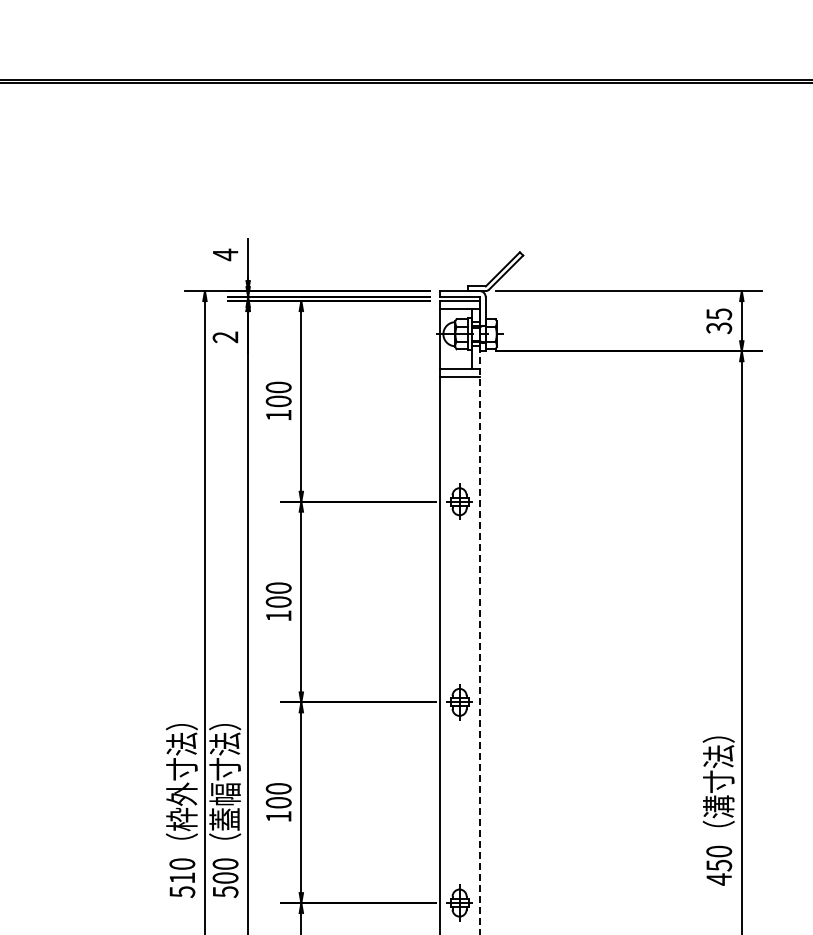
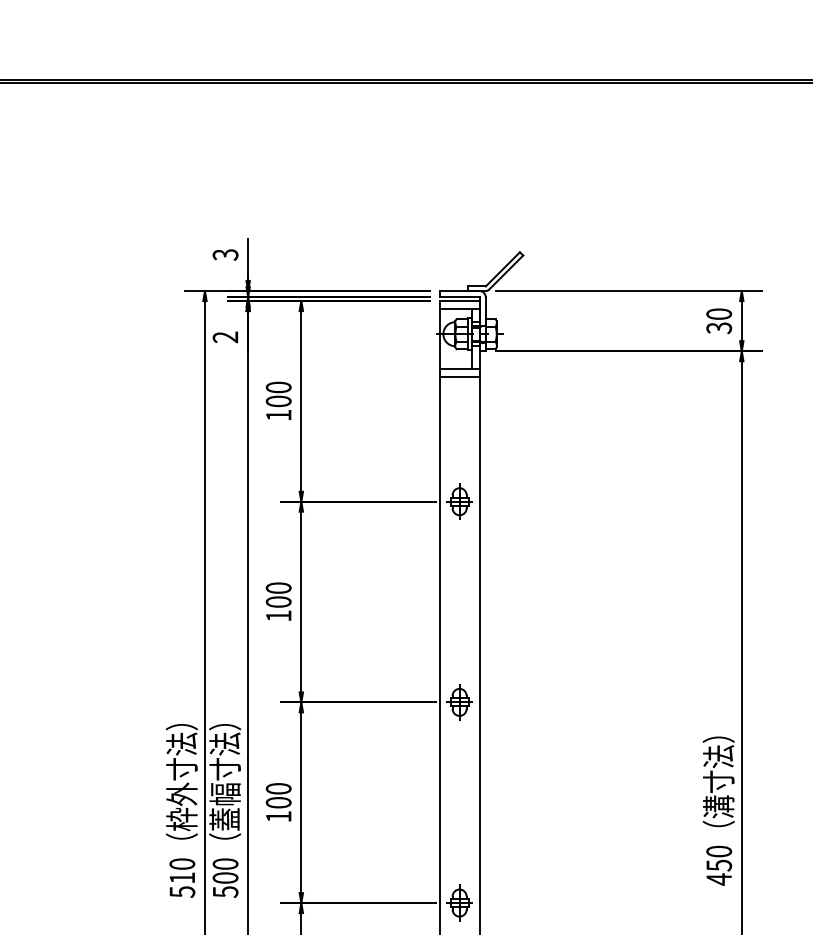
text: 4 -> 3 (225, 254)
text: 35 -> 30 (719, 314)
line: dashed -> solid (479, 640)
